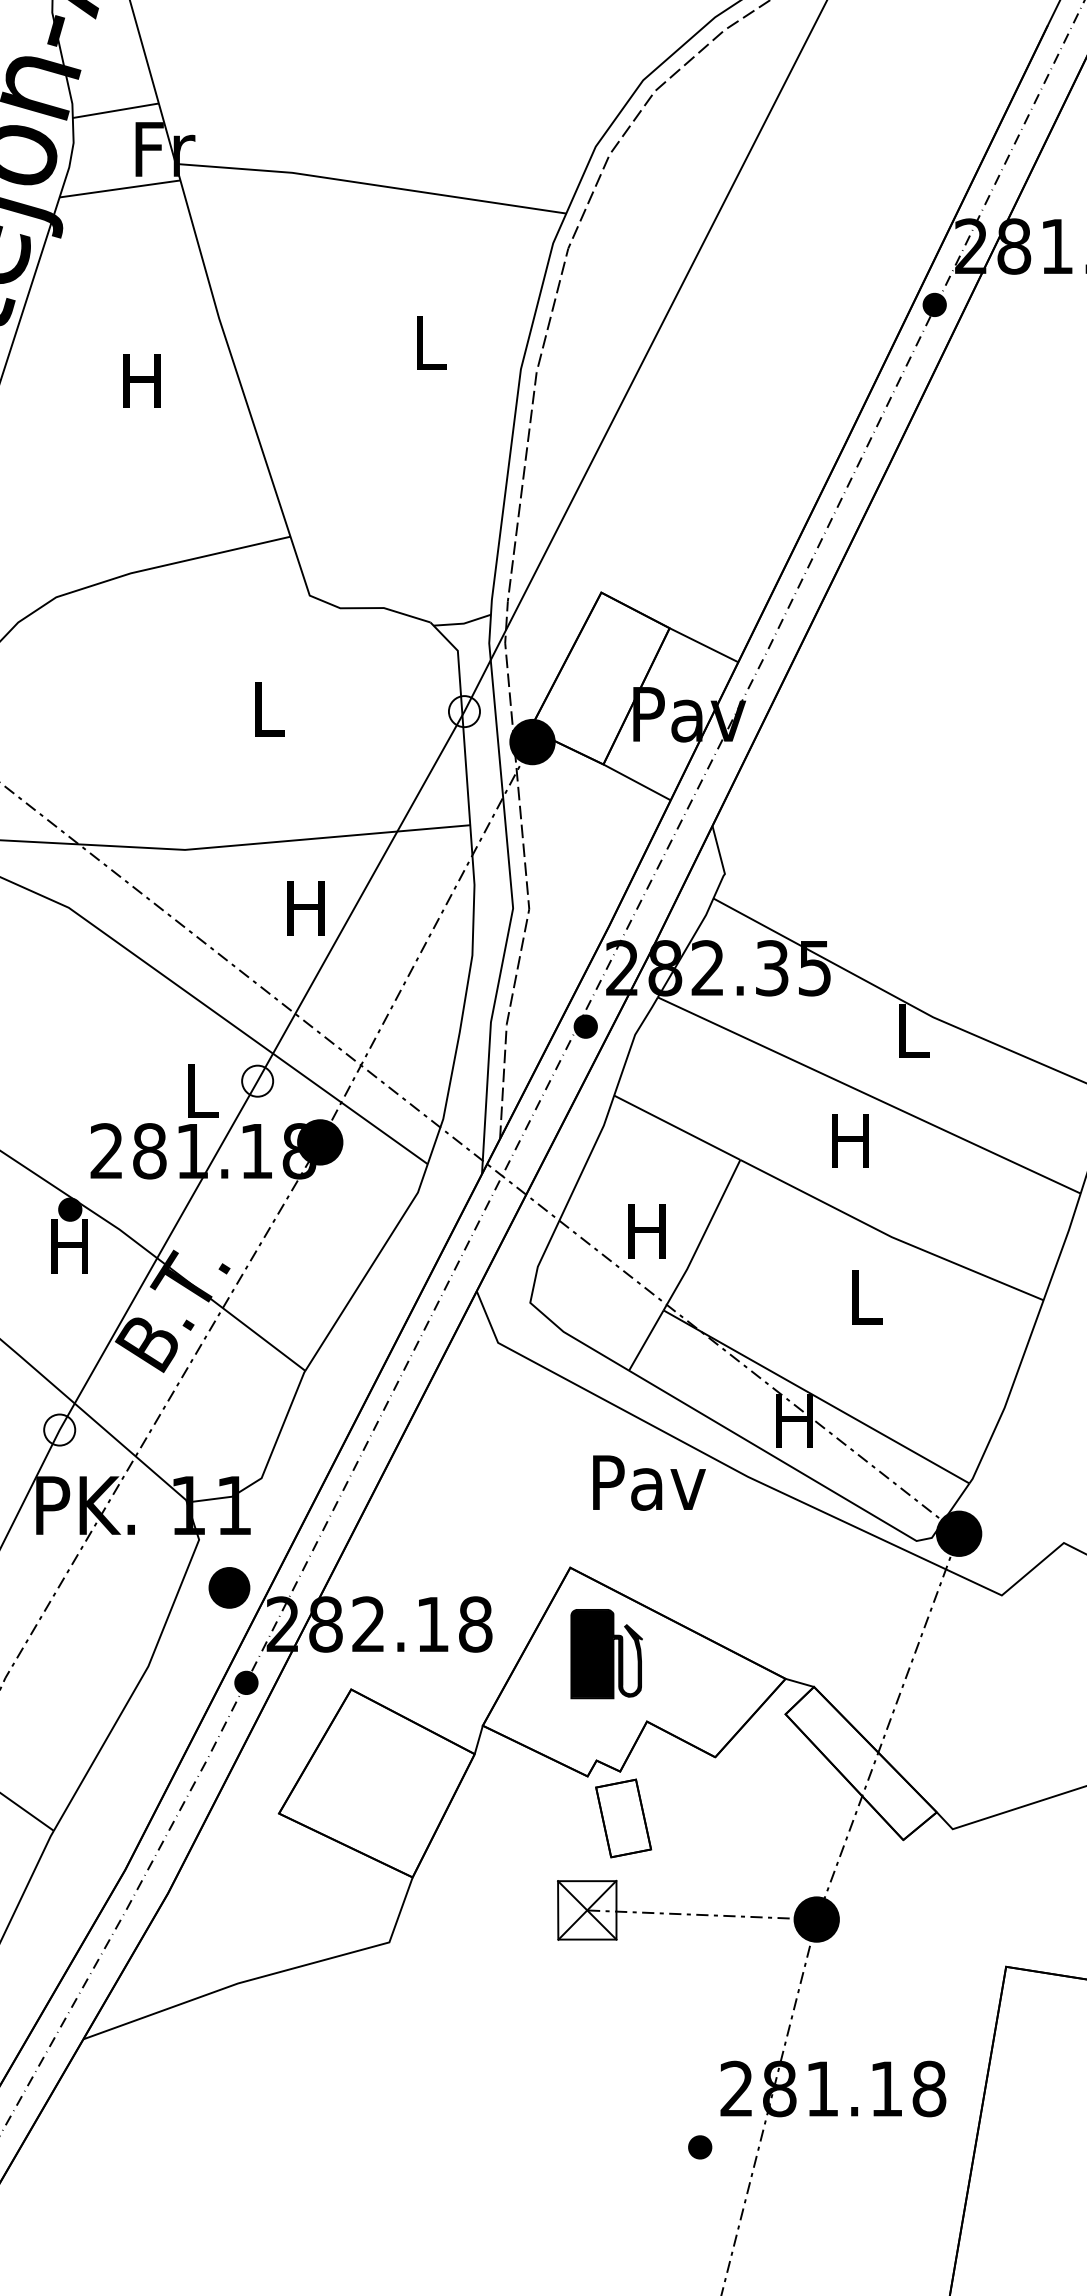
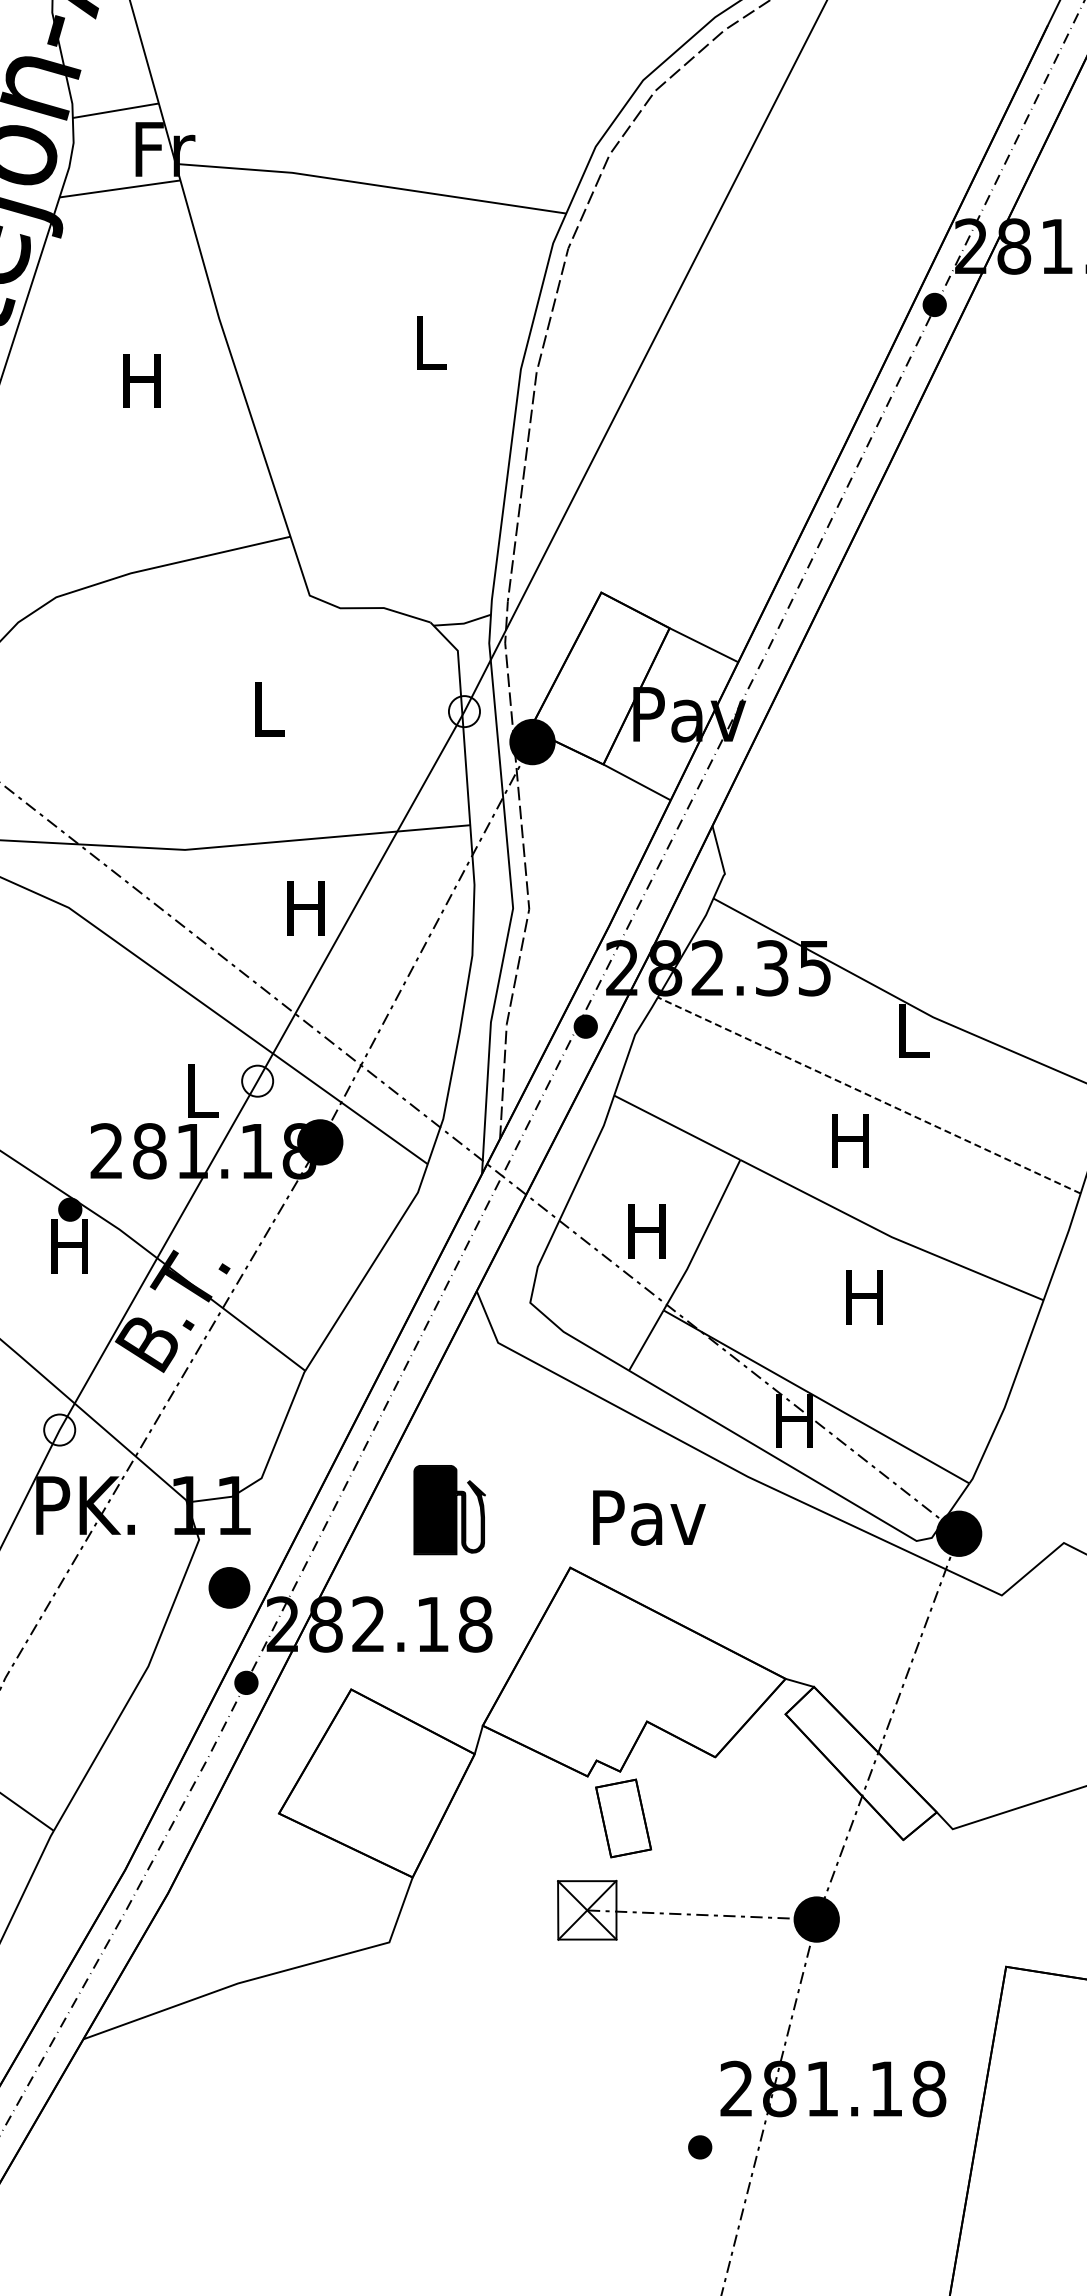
line: solid -> dashed (868, 1095)
text: L -> H (864, 1297)
text position: (649, 1482) -> (649, 1517) (649, 1517)
part position: (606, 1654) -> (449, 1510) (449, 1510)
